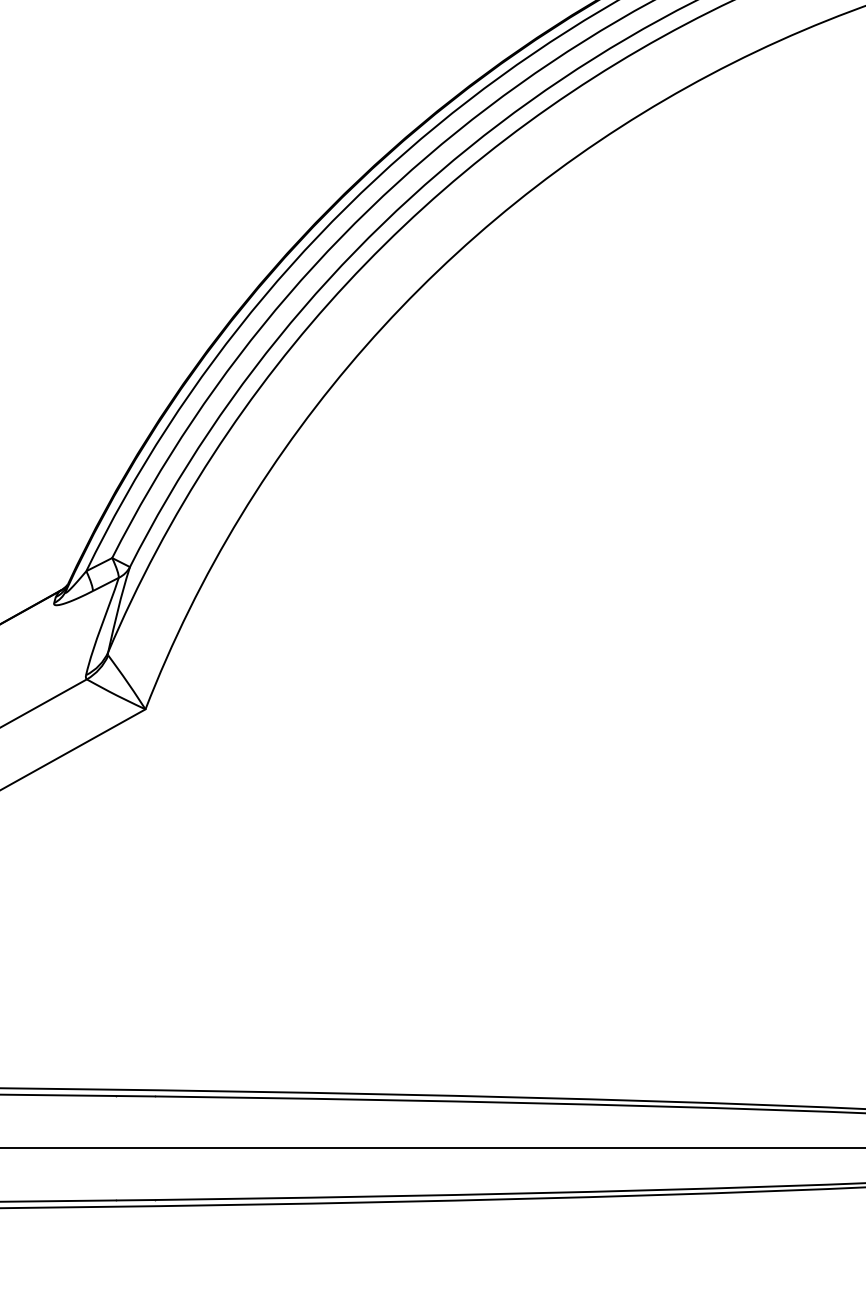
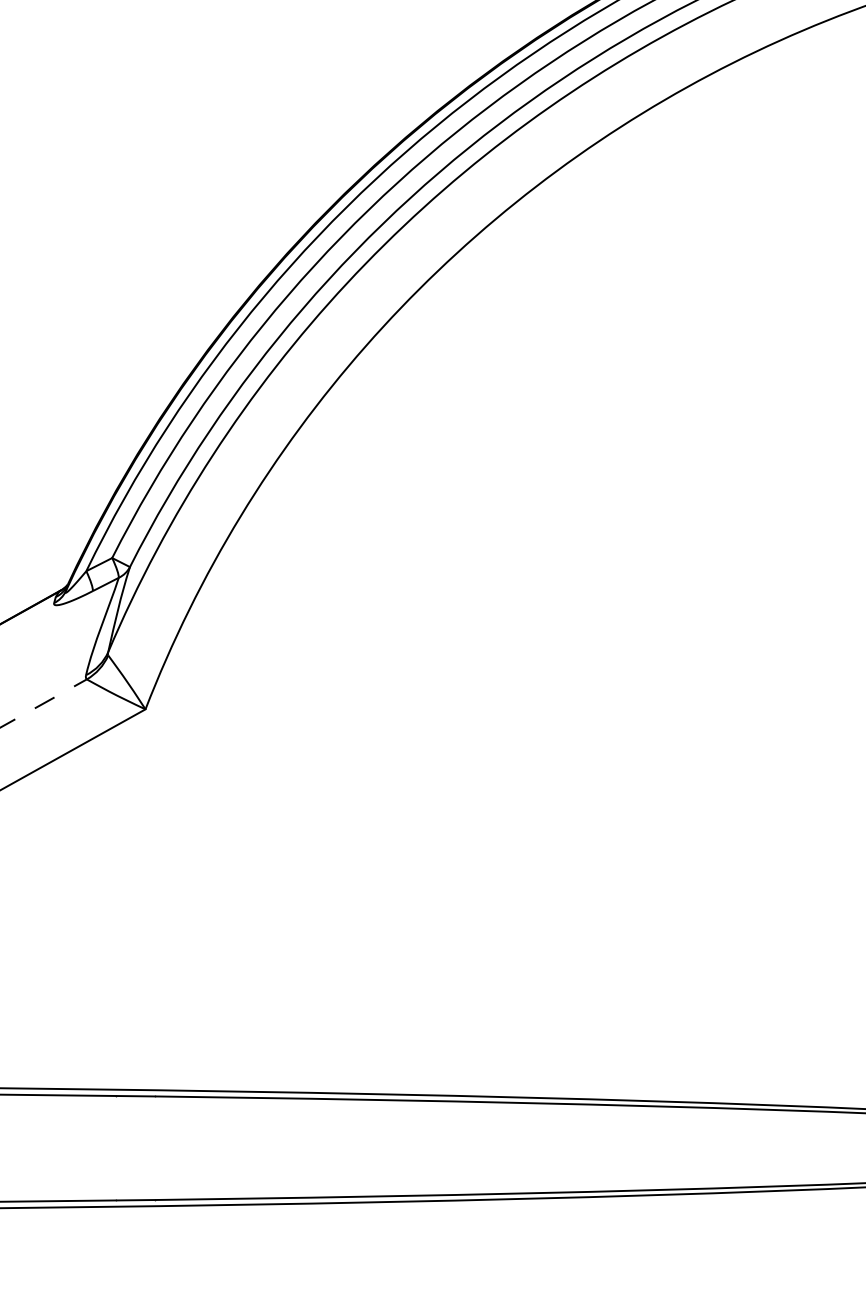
line: solid -> dashed (44, 703)
line: present -> none (432, 1148)
